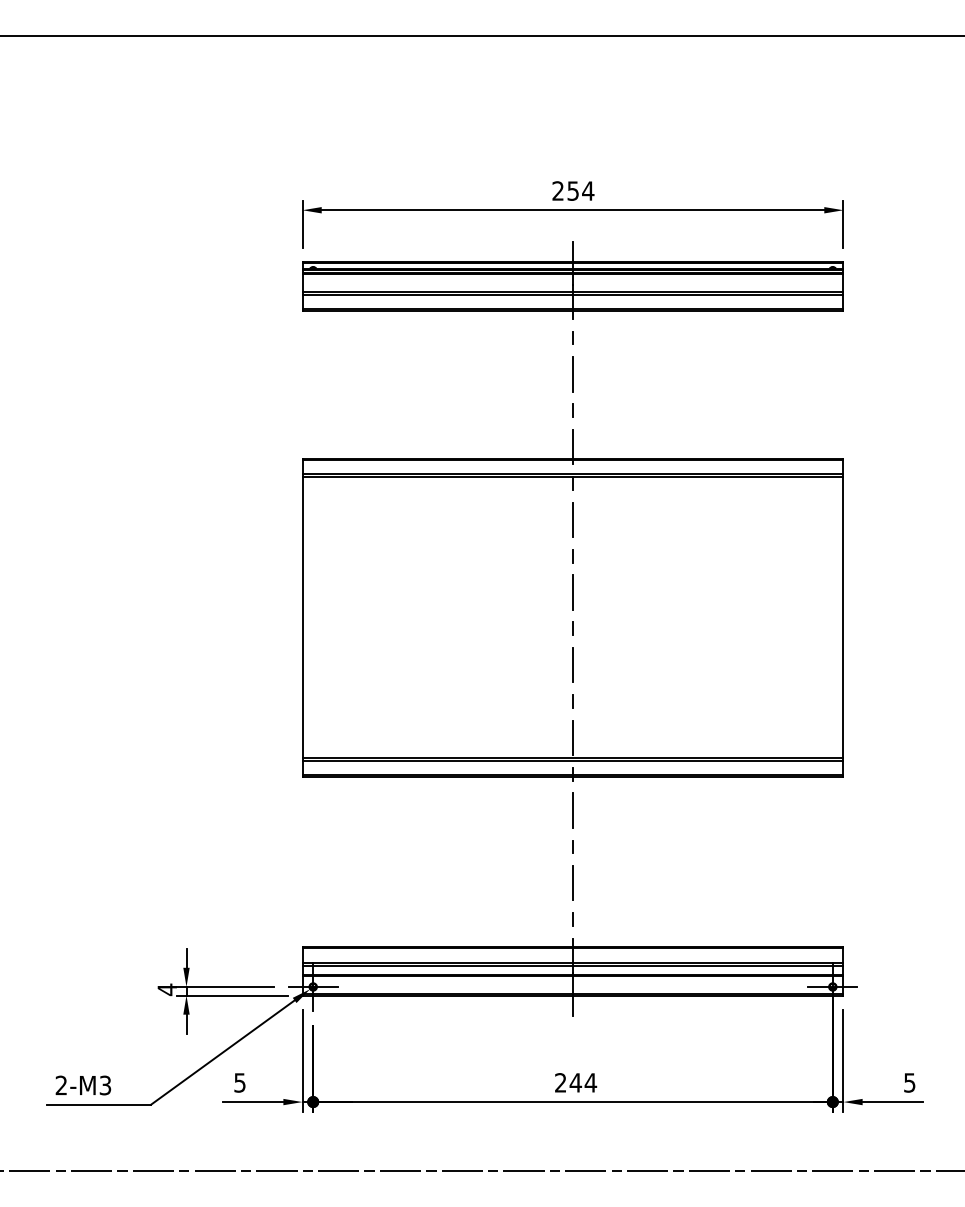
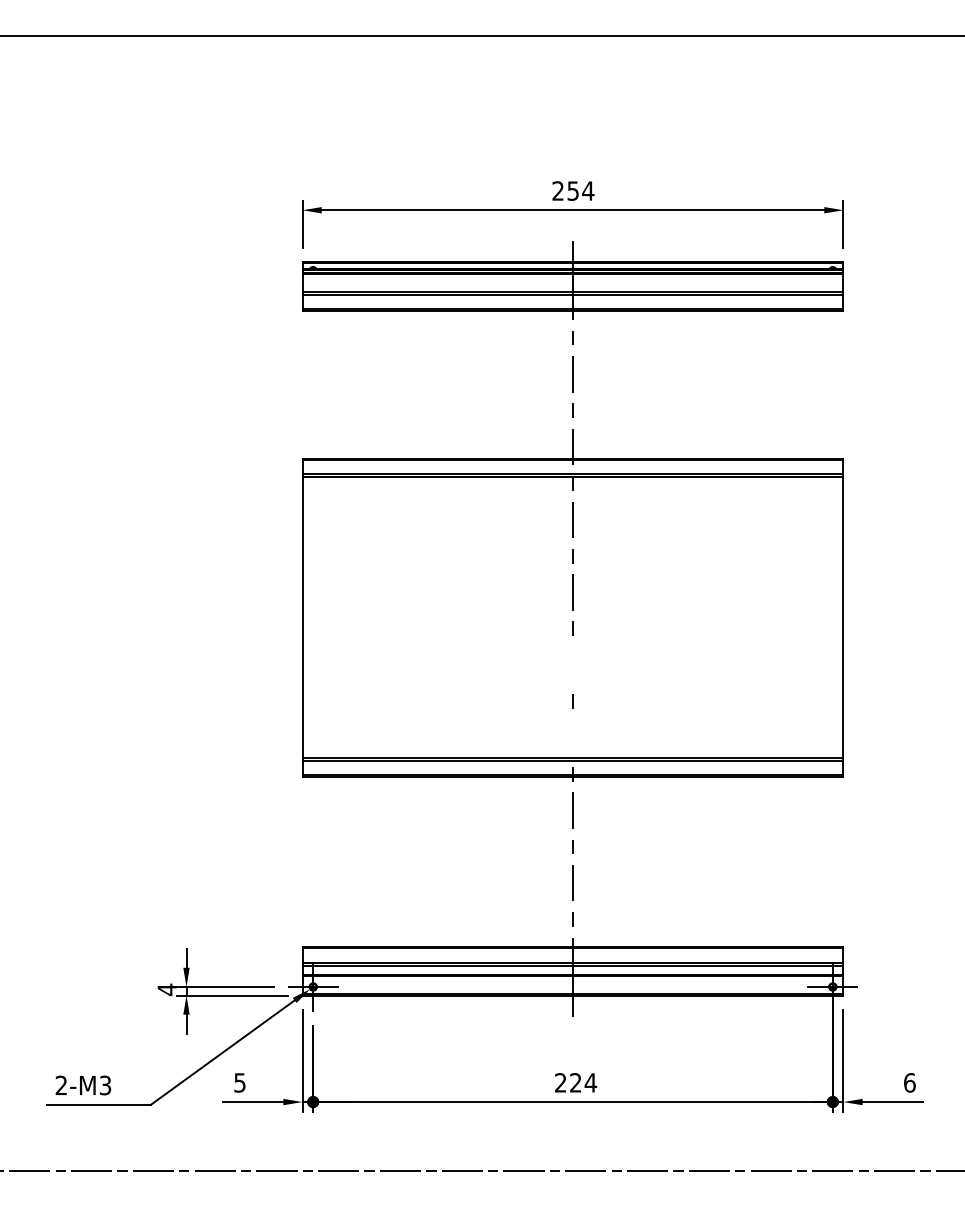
line: present -> none (572, 664)
line: present -> none (573, 737)
text: 244 -> 224 (575, 1082)
text: 5 -> 6 (909, 1082)
